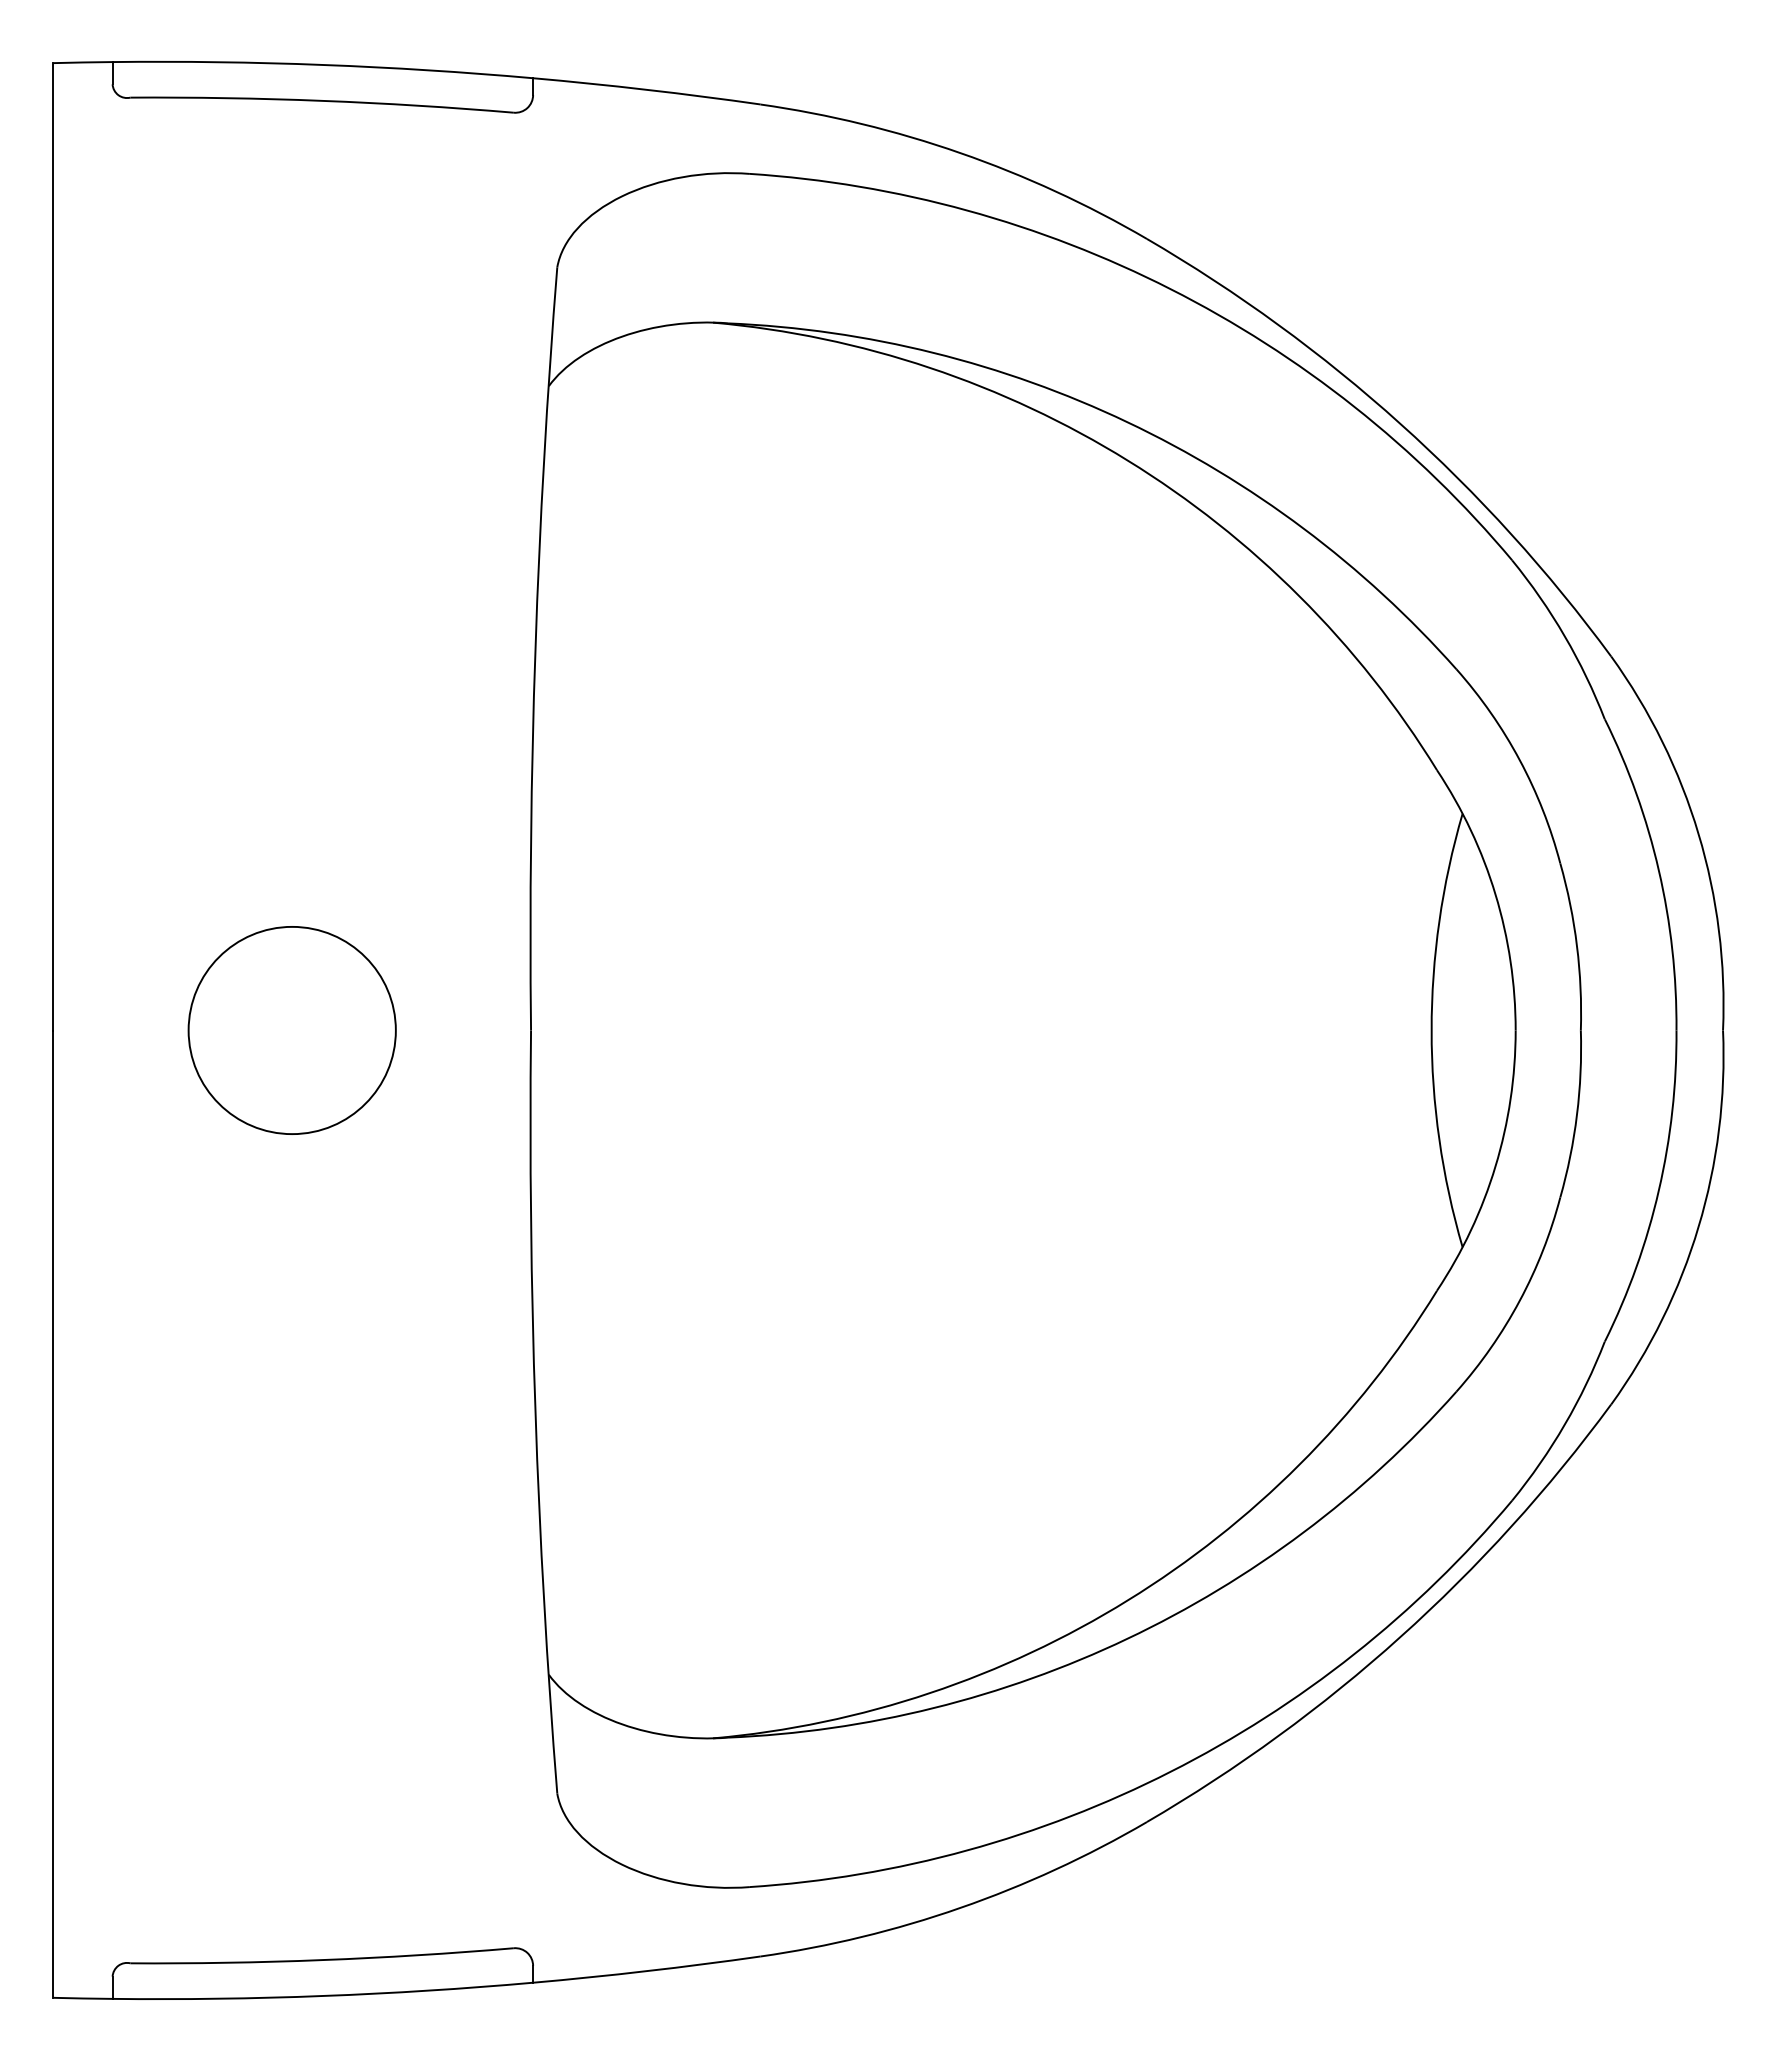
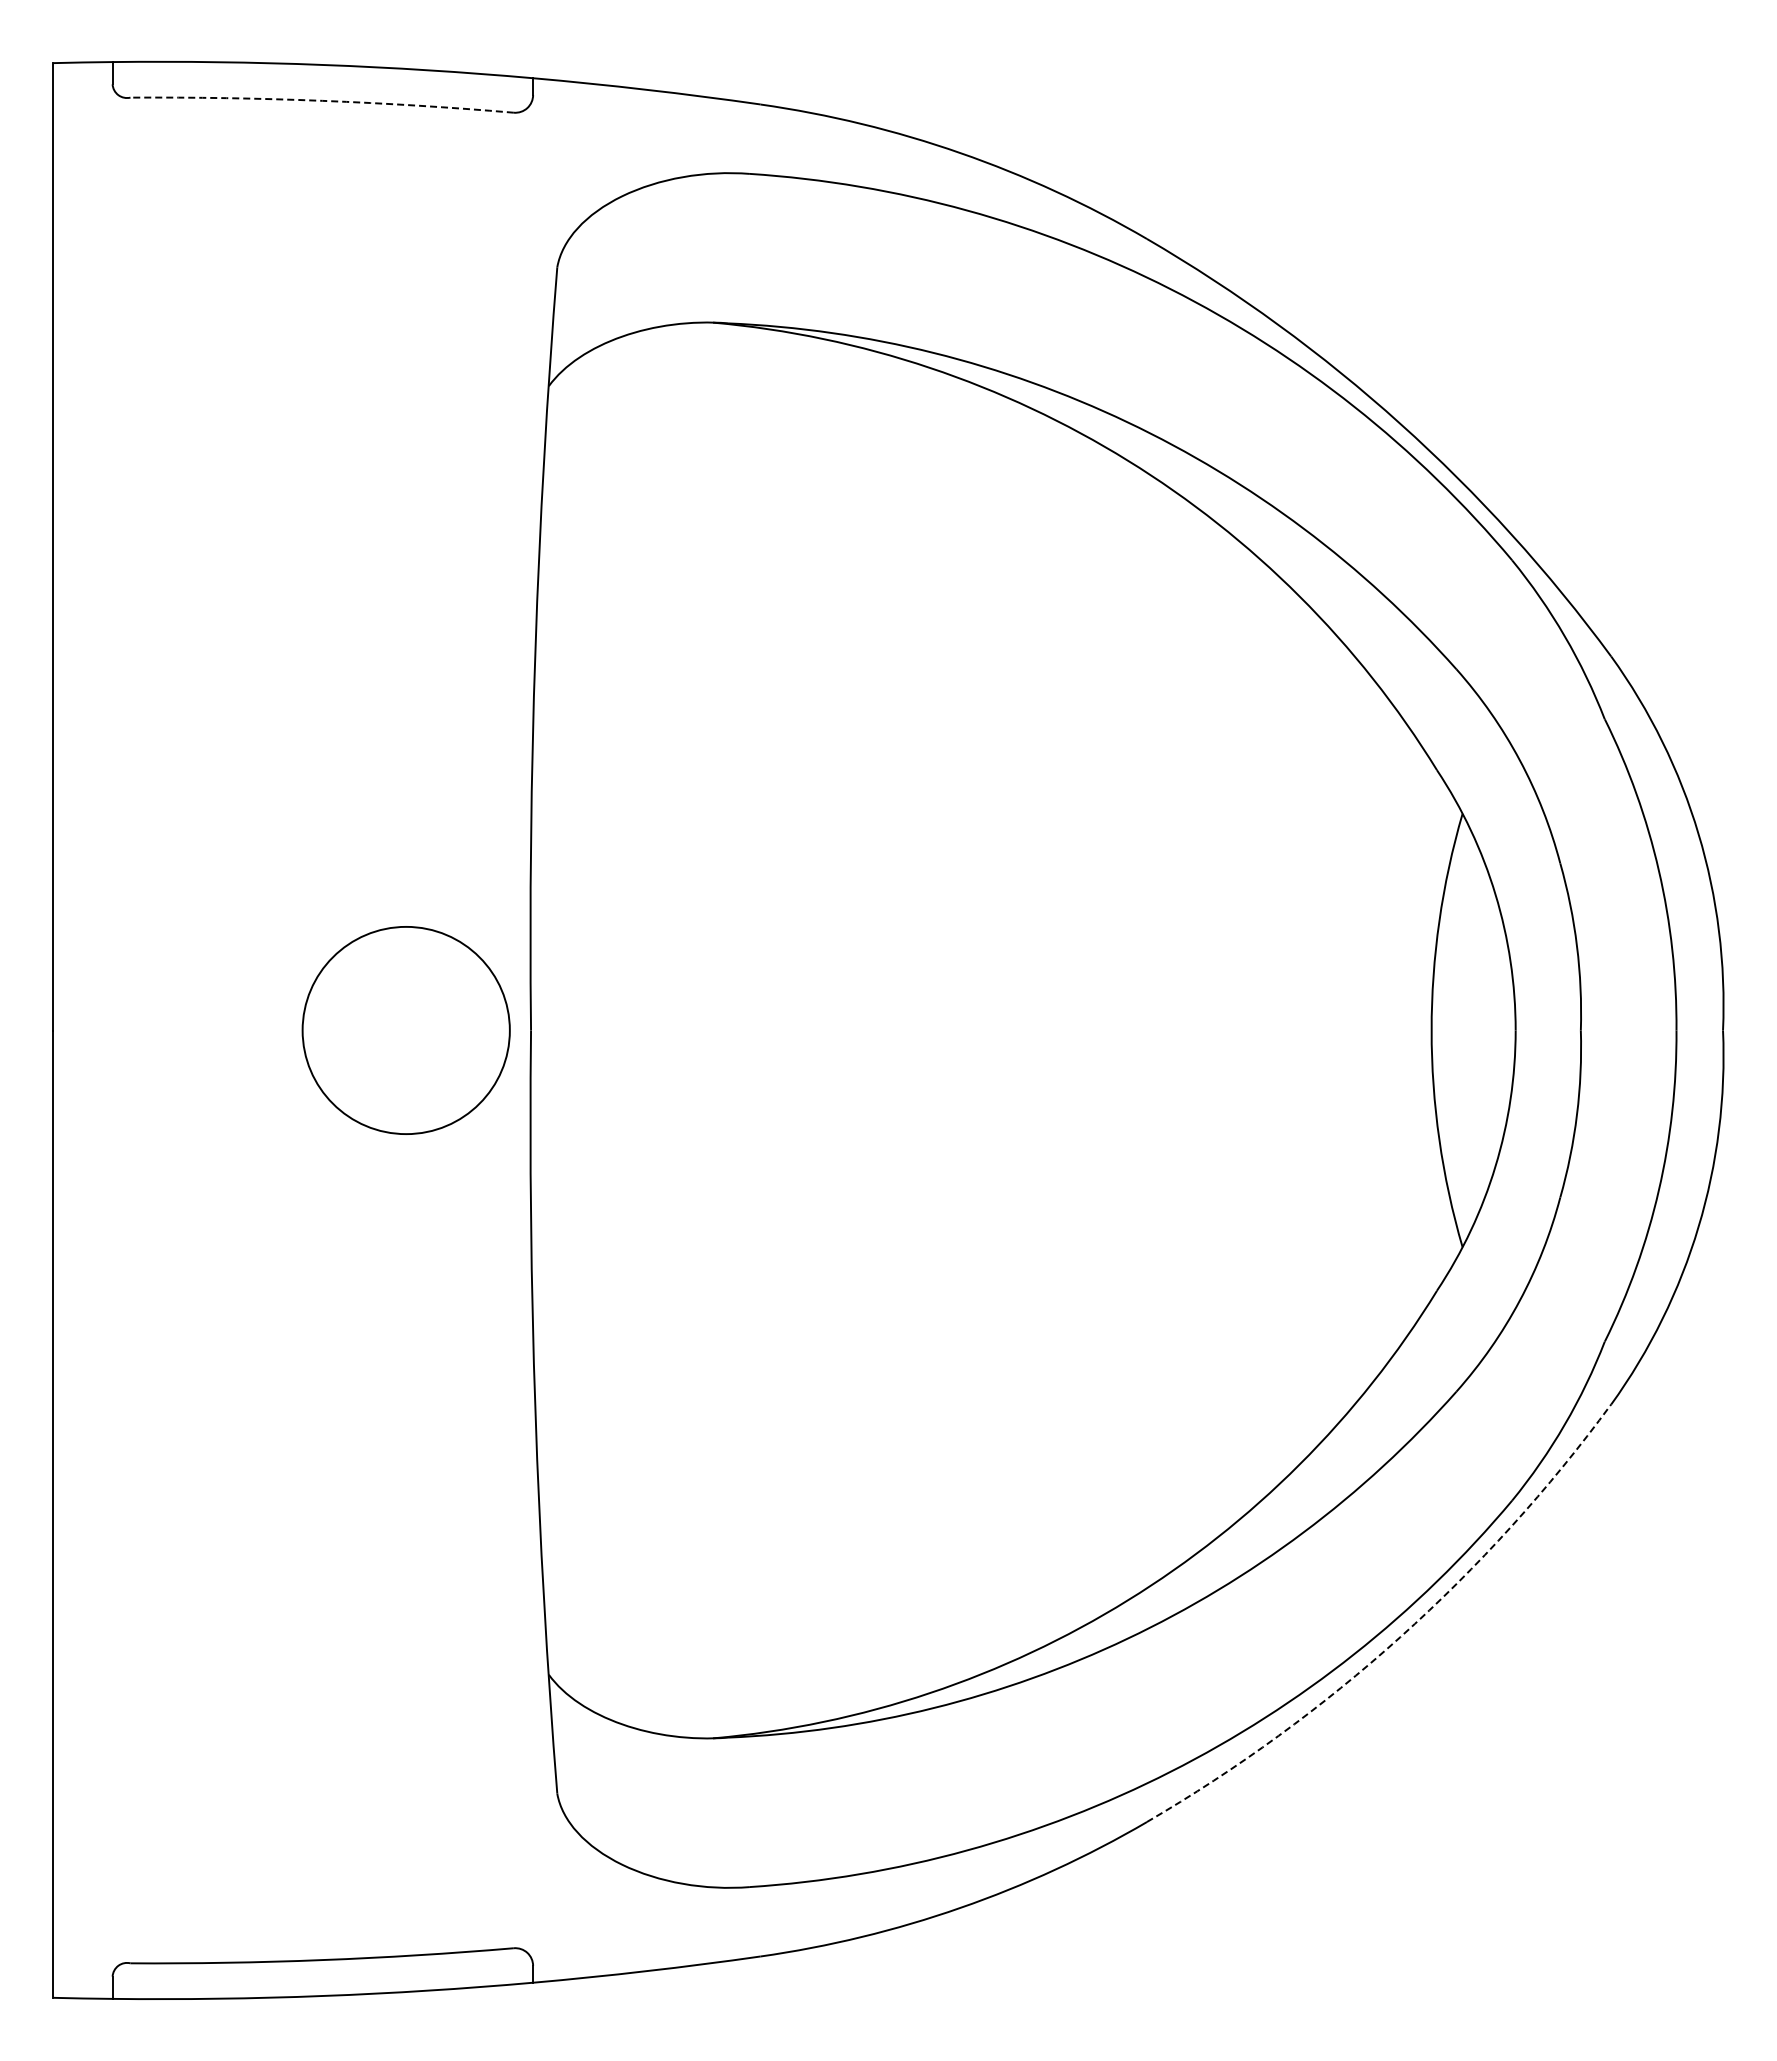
arc: solid -> dashed (322, 100)
circle position: (291, 1030) -> (405, 1030) (405, 1030)
arc: solid -> dashed (1400, 1637)
